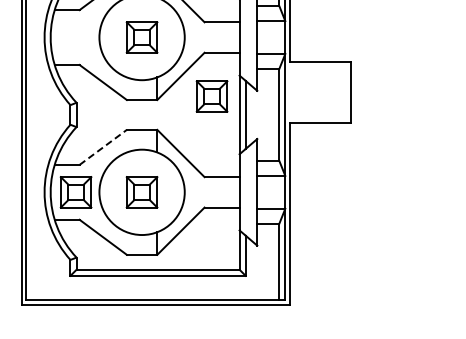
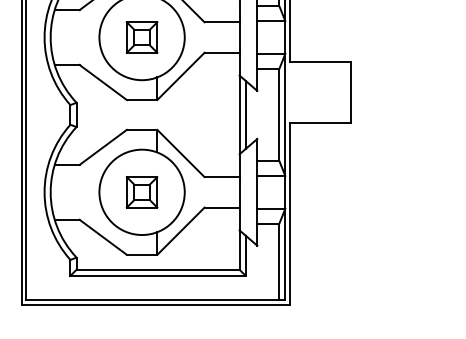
part: present -> none (211, 96)
line: dashed -> solid (103, 147)
part: present -> none (75, 192)
